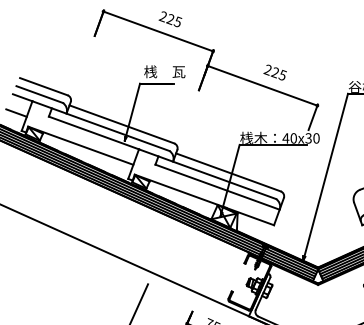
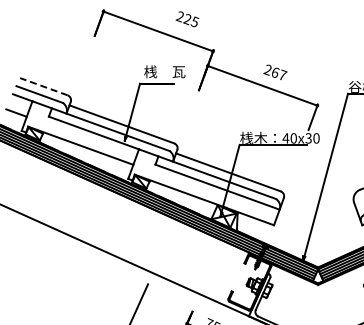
text position: (170, 19) -> (187, 19) (187, 19)
text: 225 -> 267 (278, 73)
line: solid -> dashed (43, 86)
